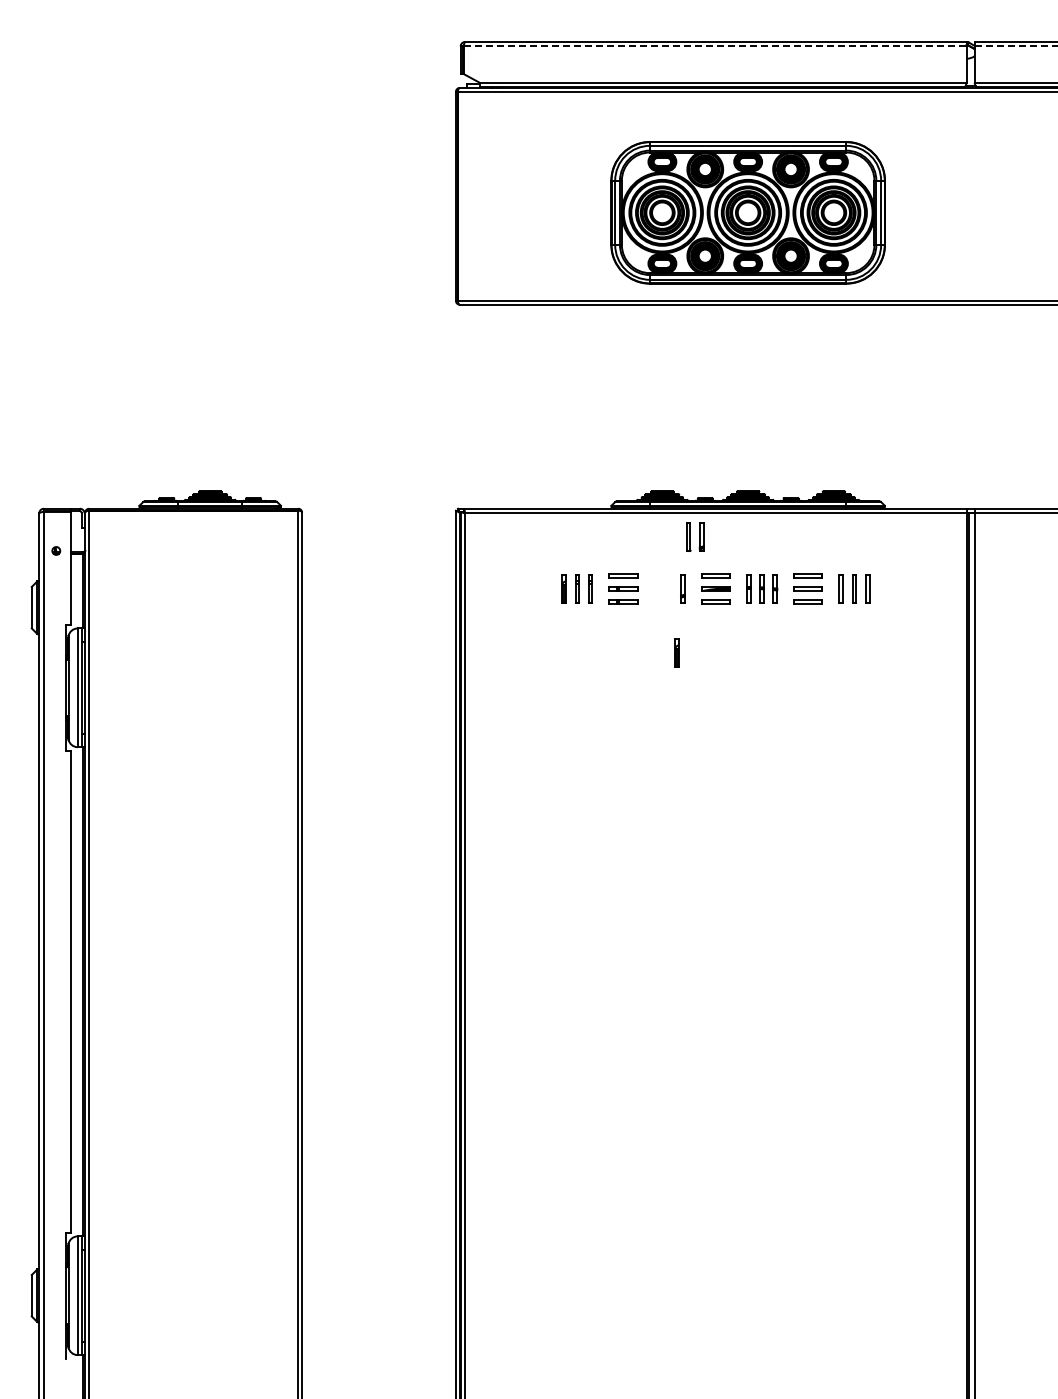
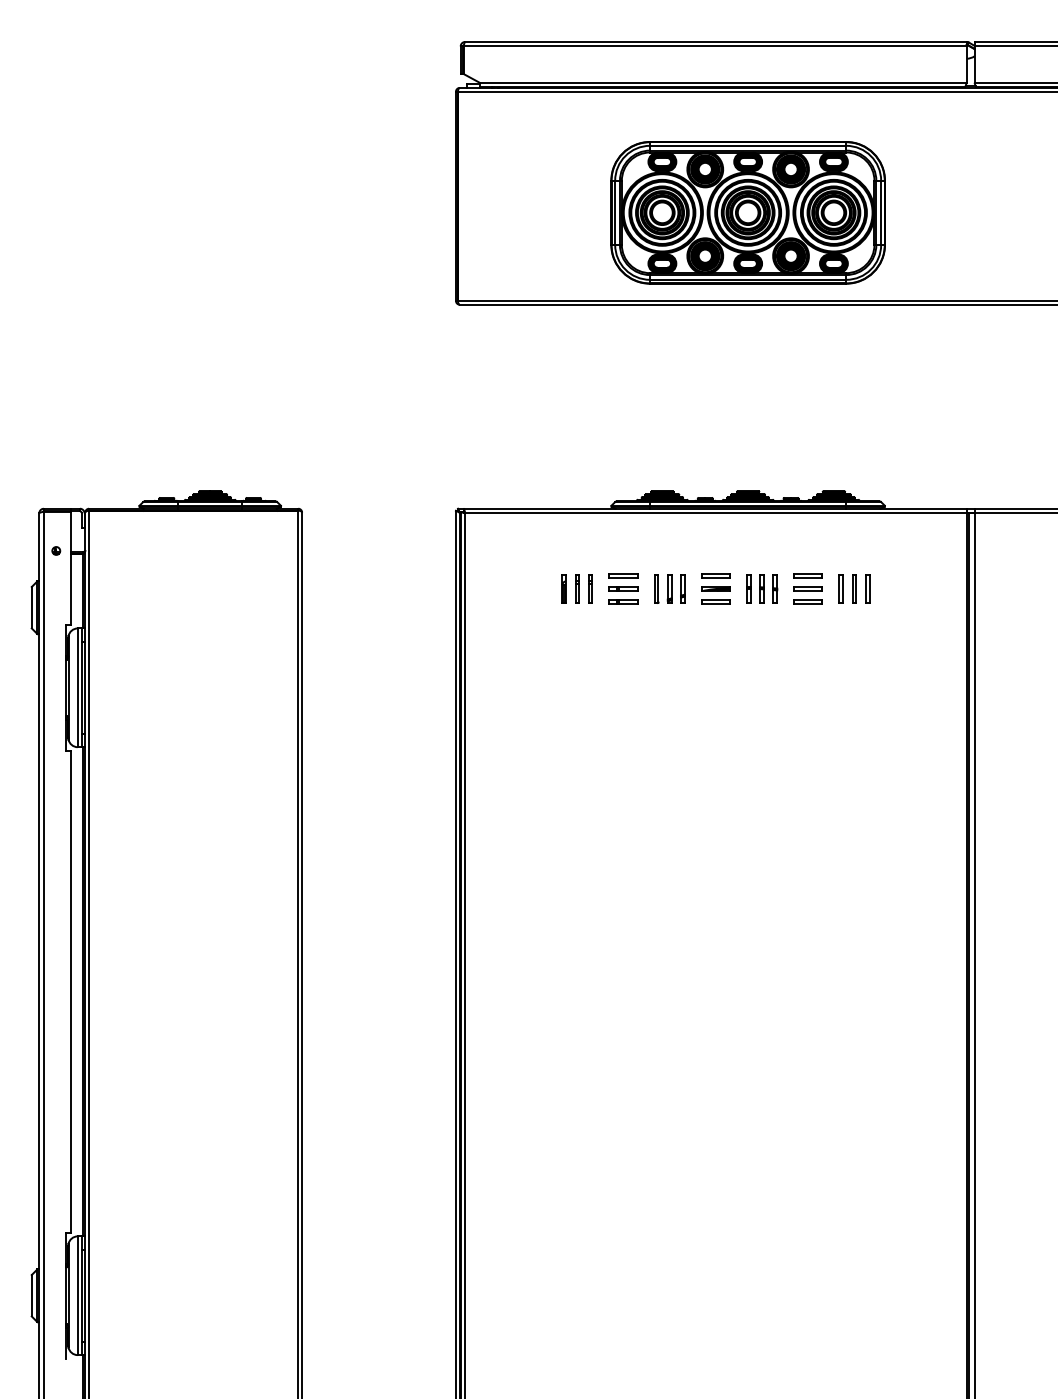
line: dashed -> solid (715, 46)
line: dashed -> solid (1016, 46)
part position: (695, 536) -> (663, 588) (663, 588)
part: present -> none (676, 652)
